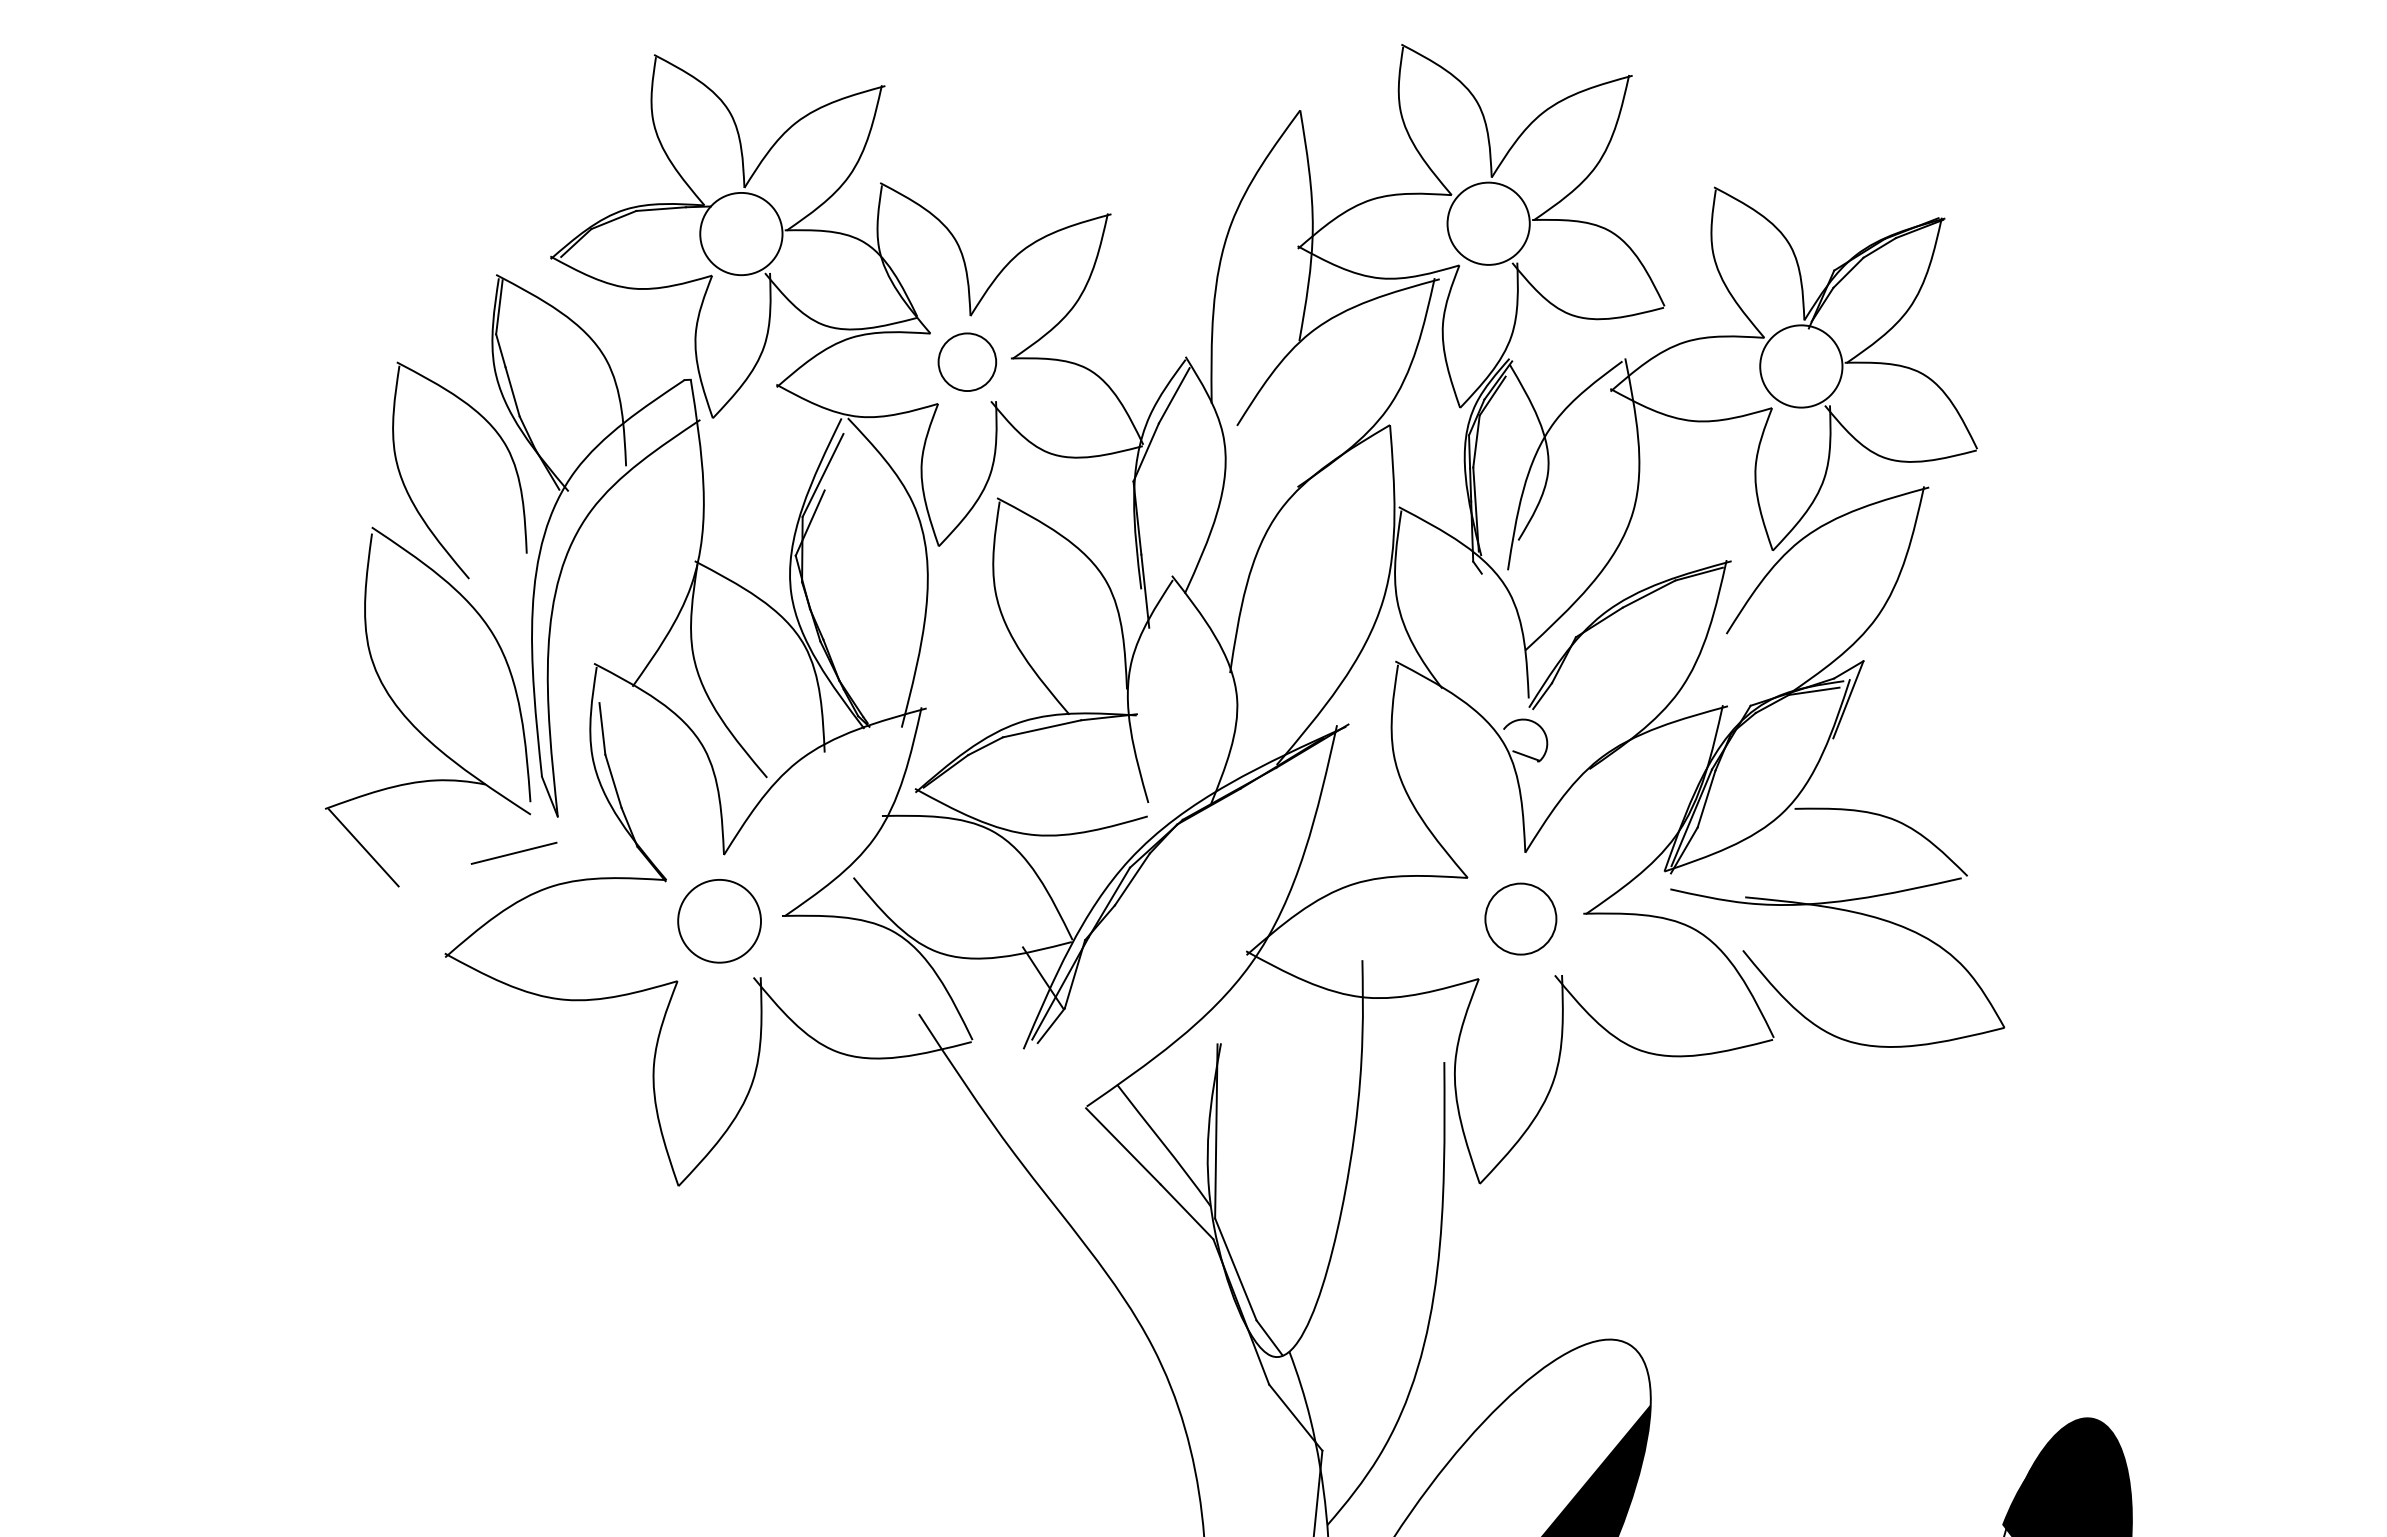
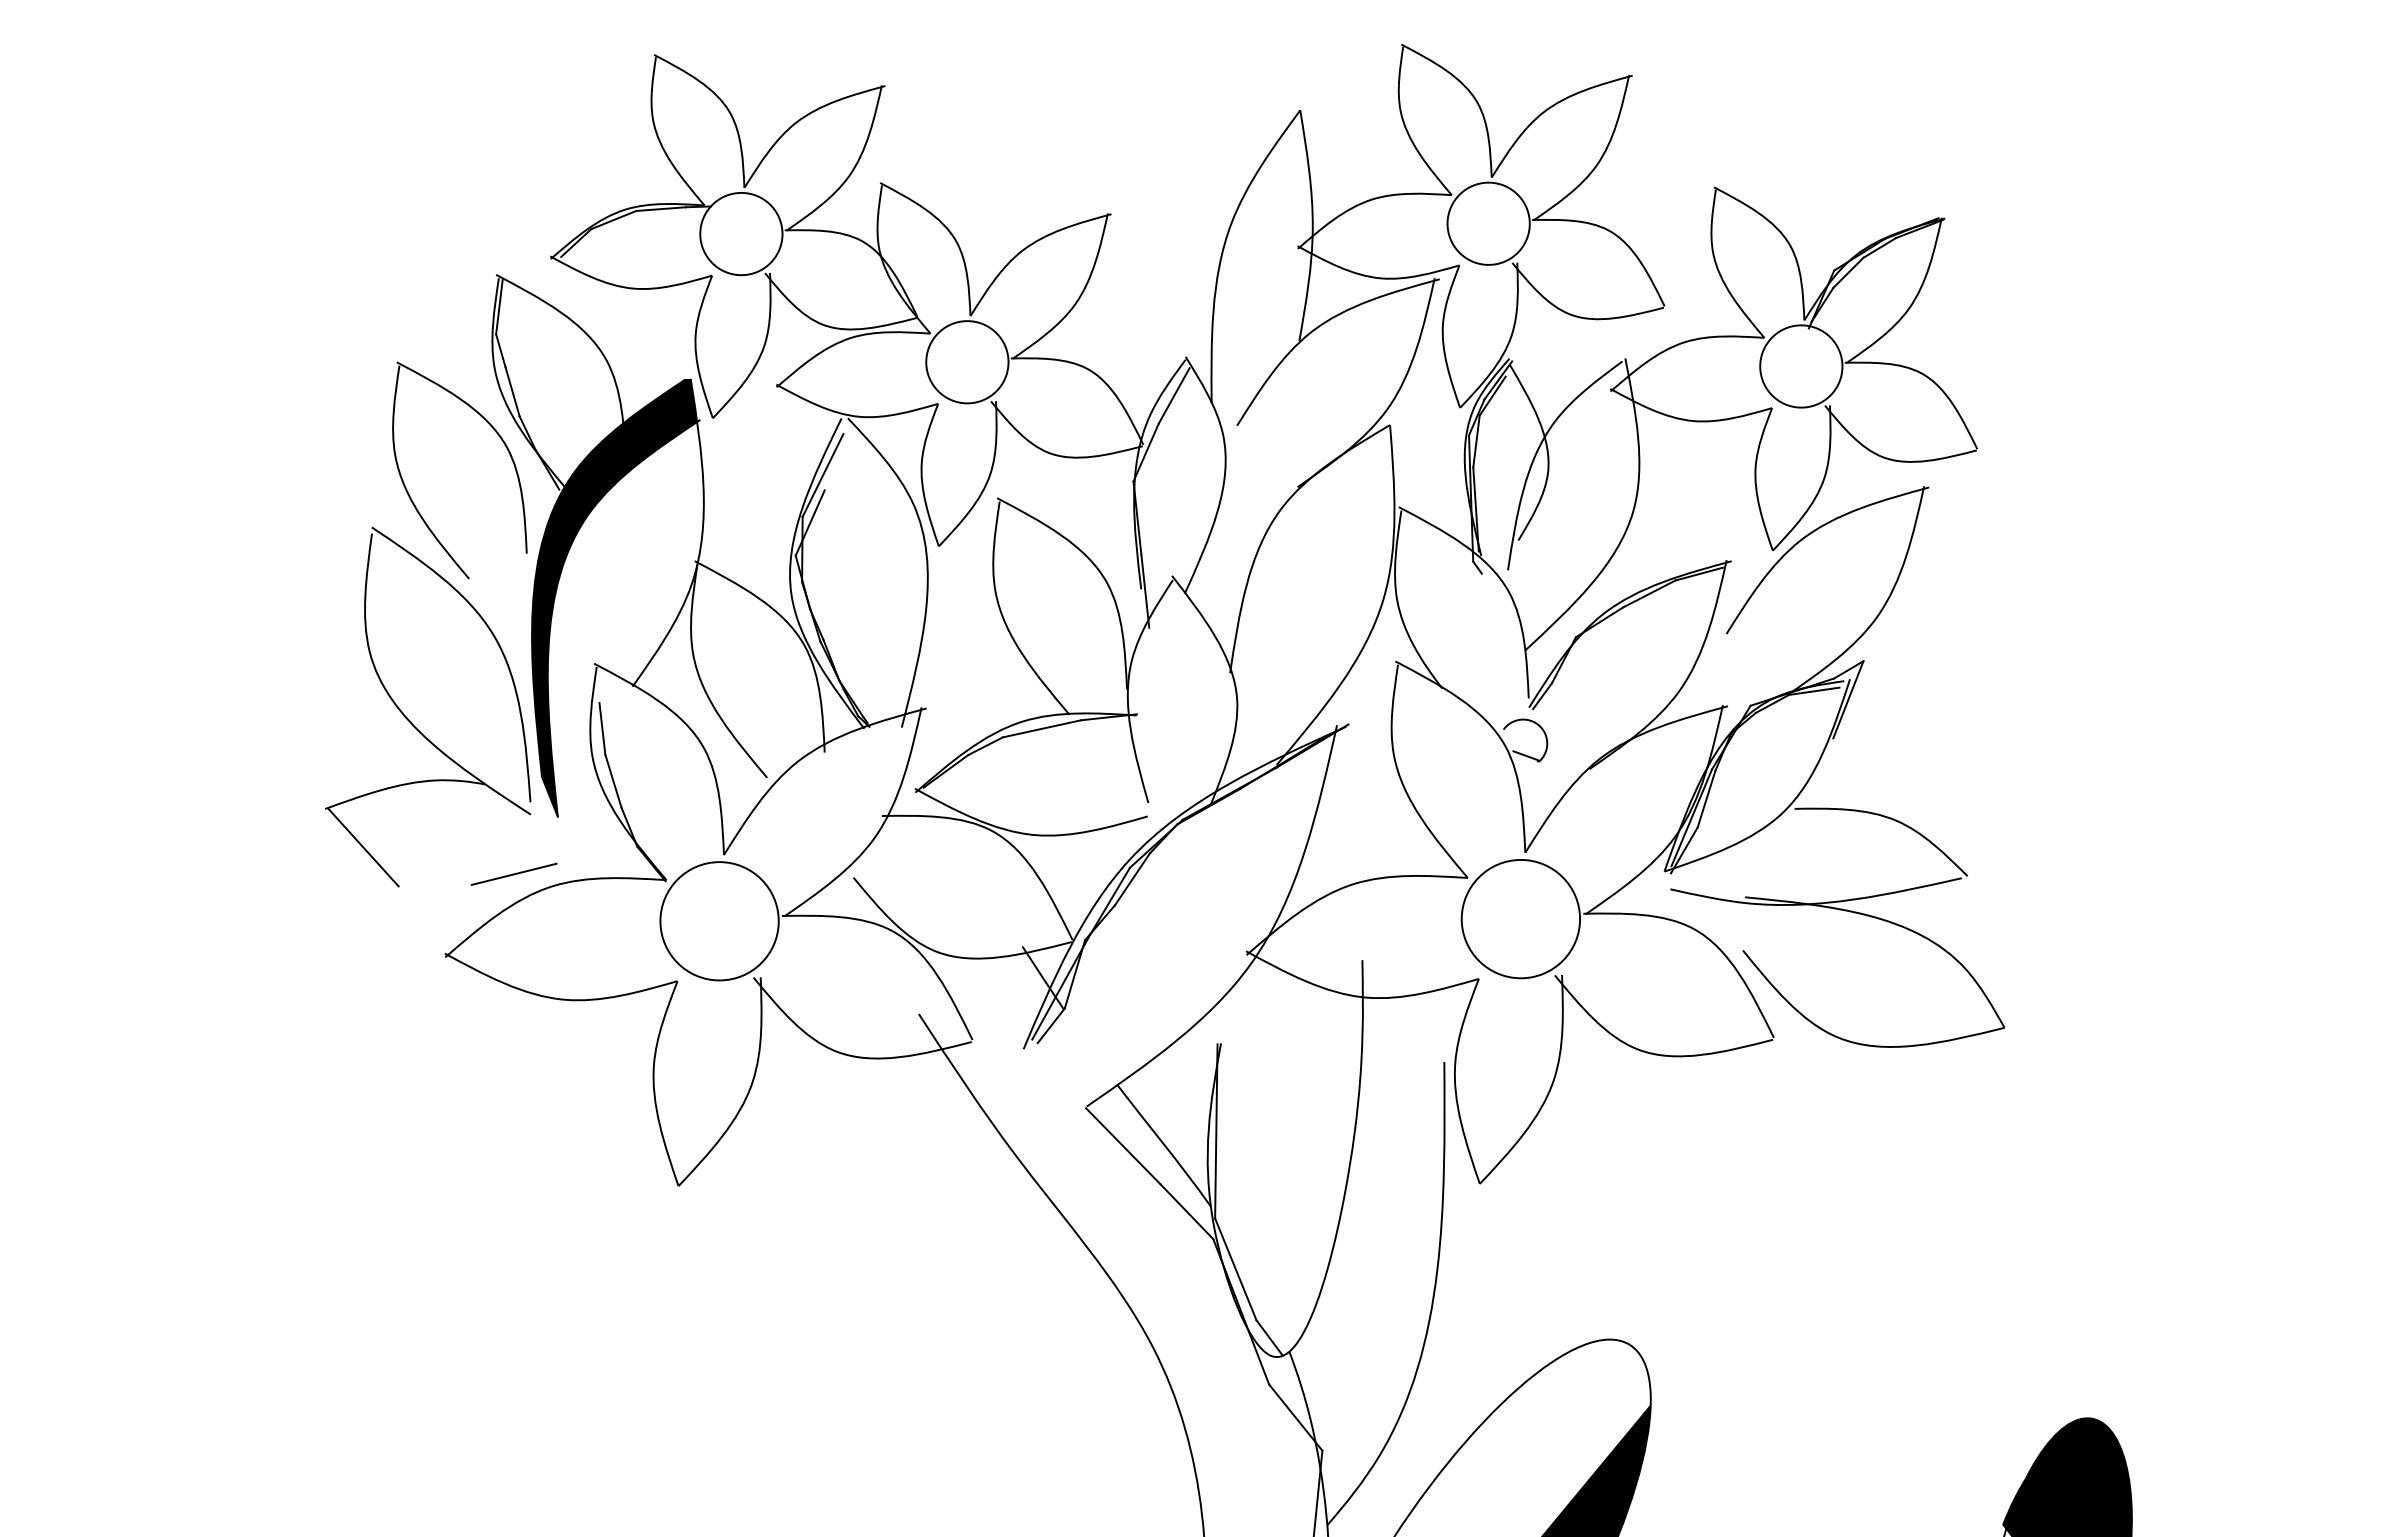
circle diameter: 58 px -> 82 px (967, 362)
fill: none -> present (614, 597)
line position: (513, 852) -> (513, 873) (513, 873)
circle diameter: 71 px -> 118 px (1520, 918)
circle diameter: 83 px -> 118 px (719, 921)
